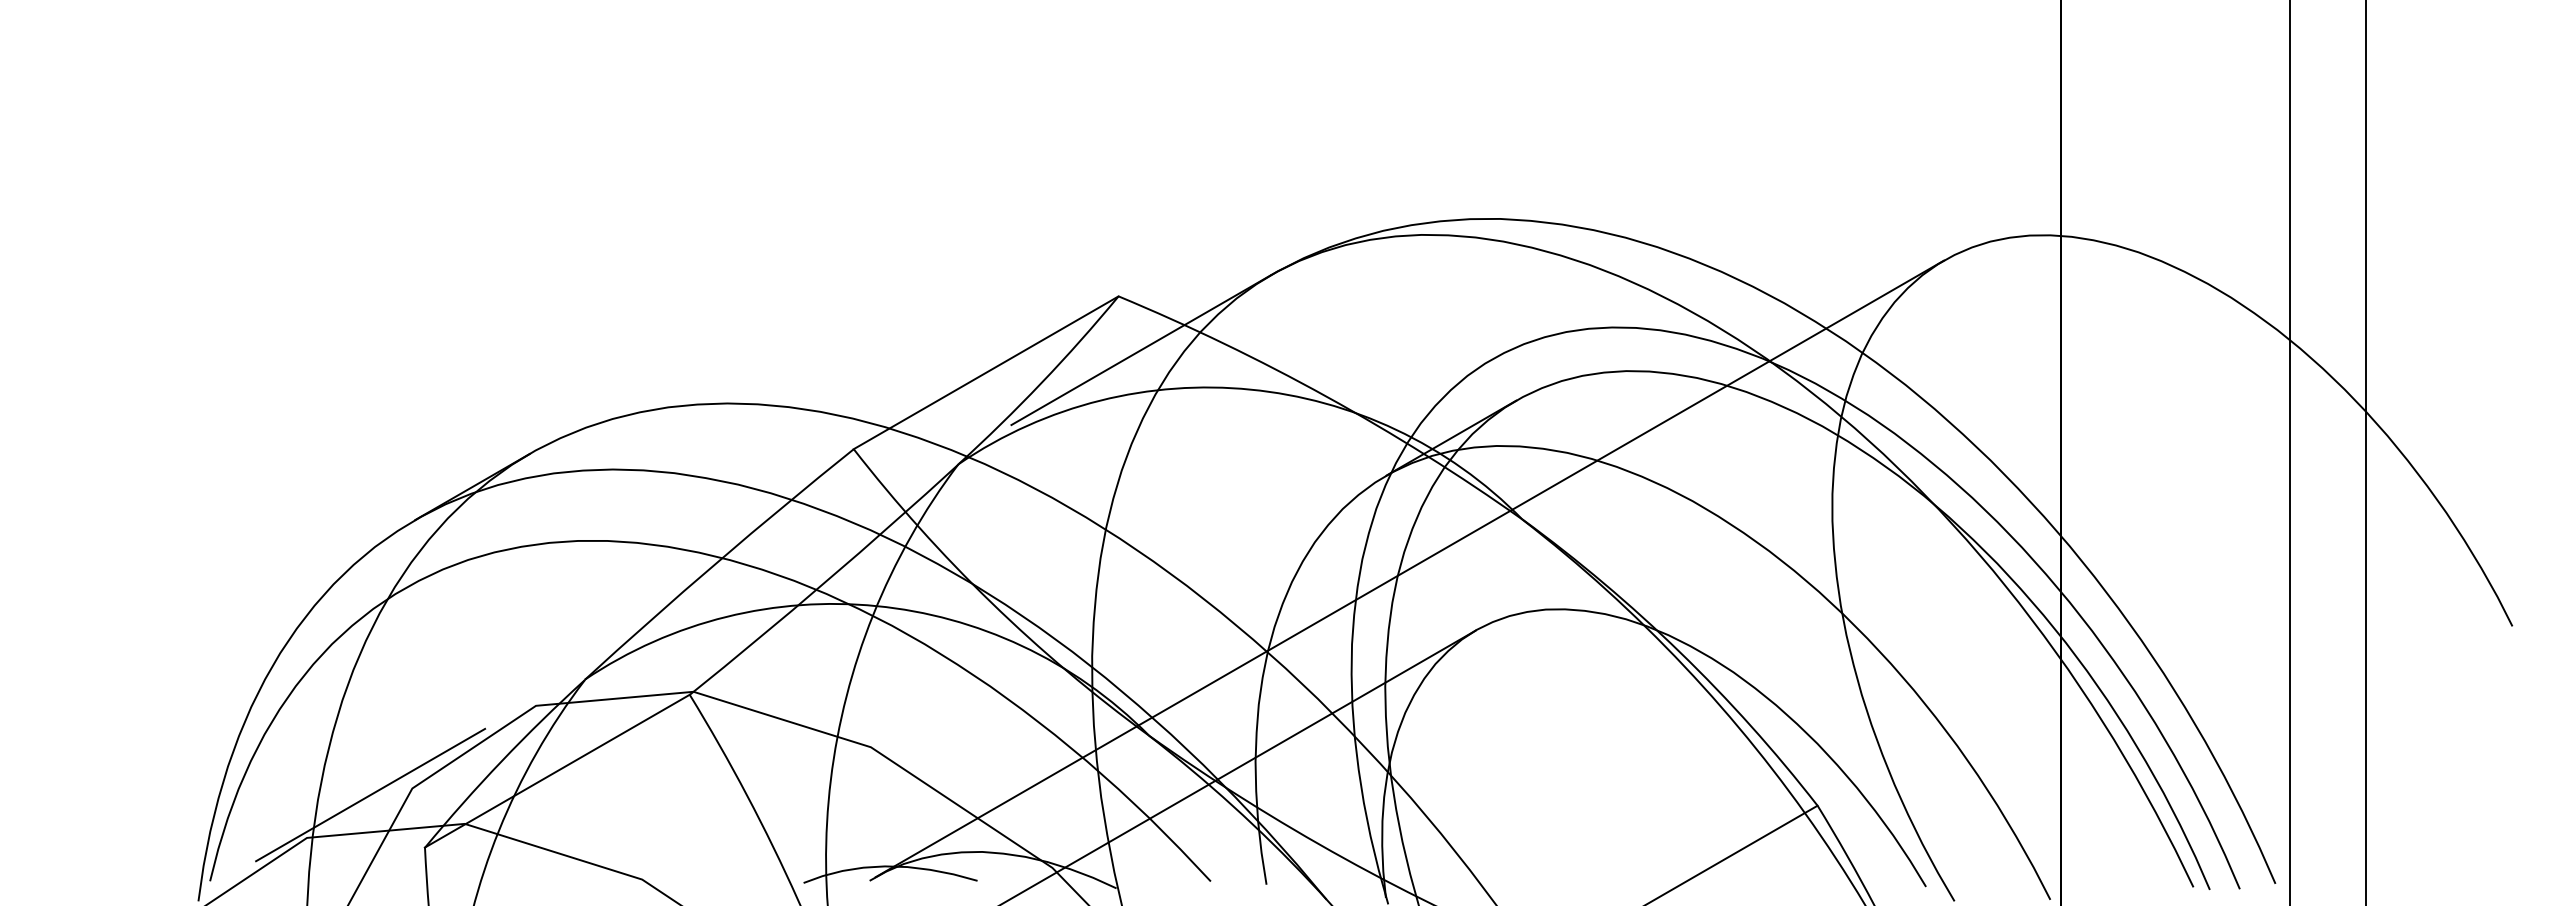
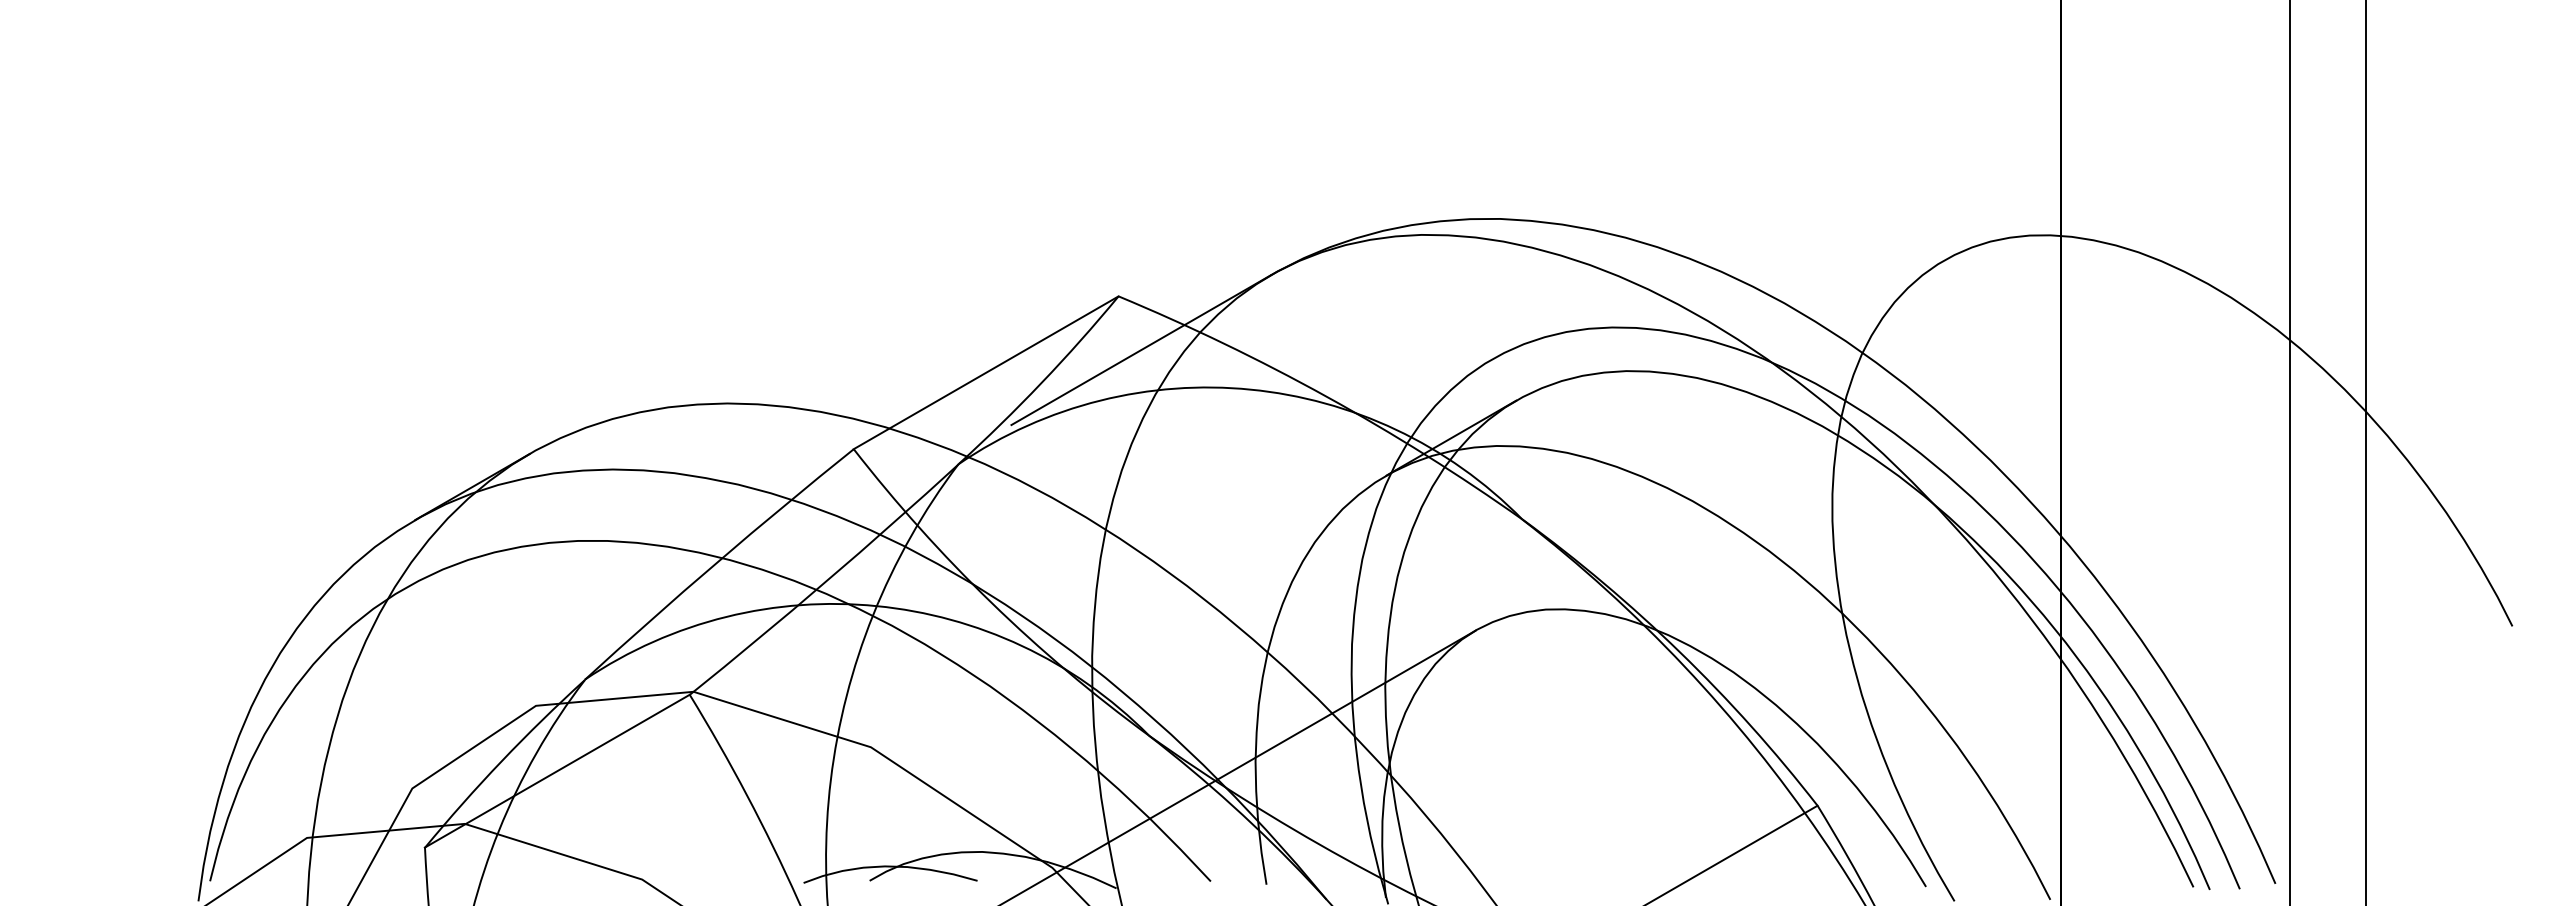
line: present -> none (1409, 568)
line: present -> none (370, 794)
